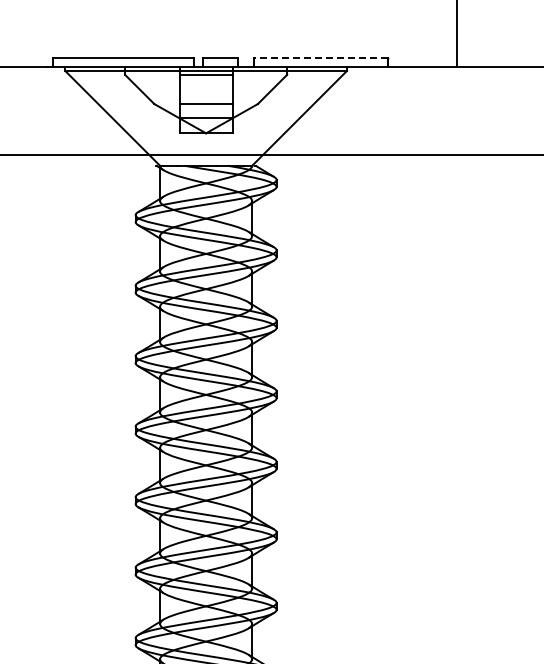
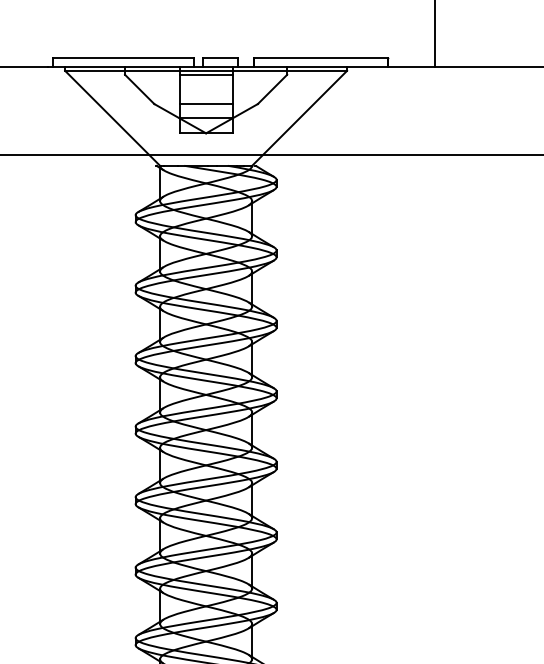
line position: (457, 34) -> (435, 34) (435, 34)
line: dashed -> solid (321, 58)
